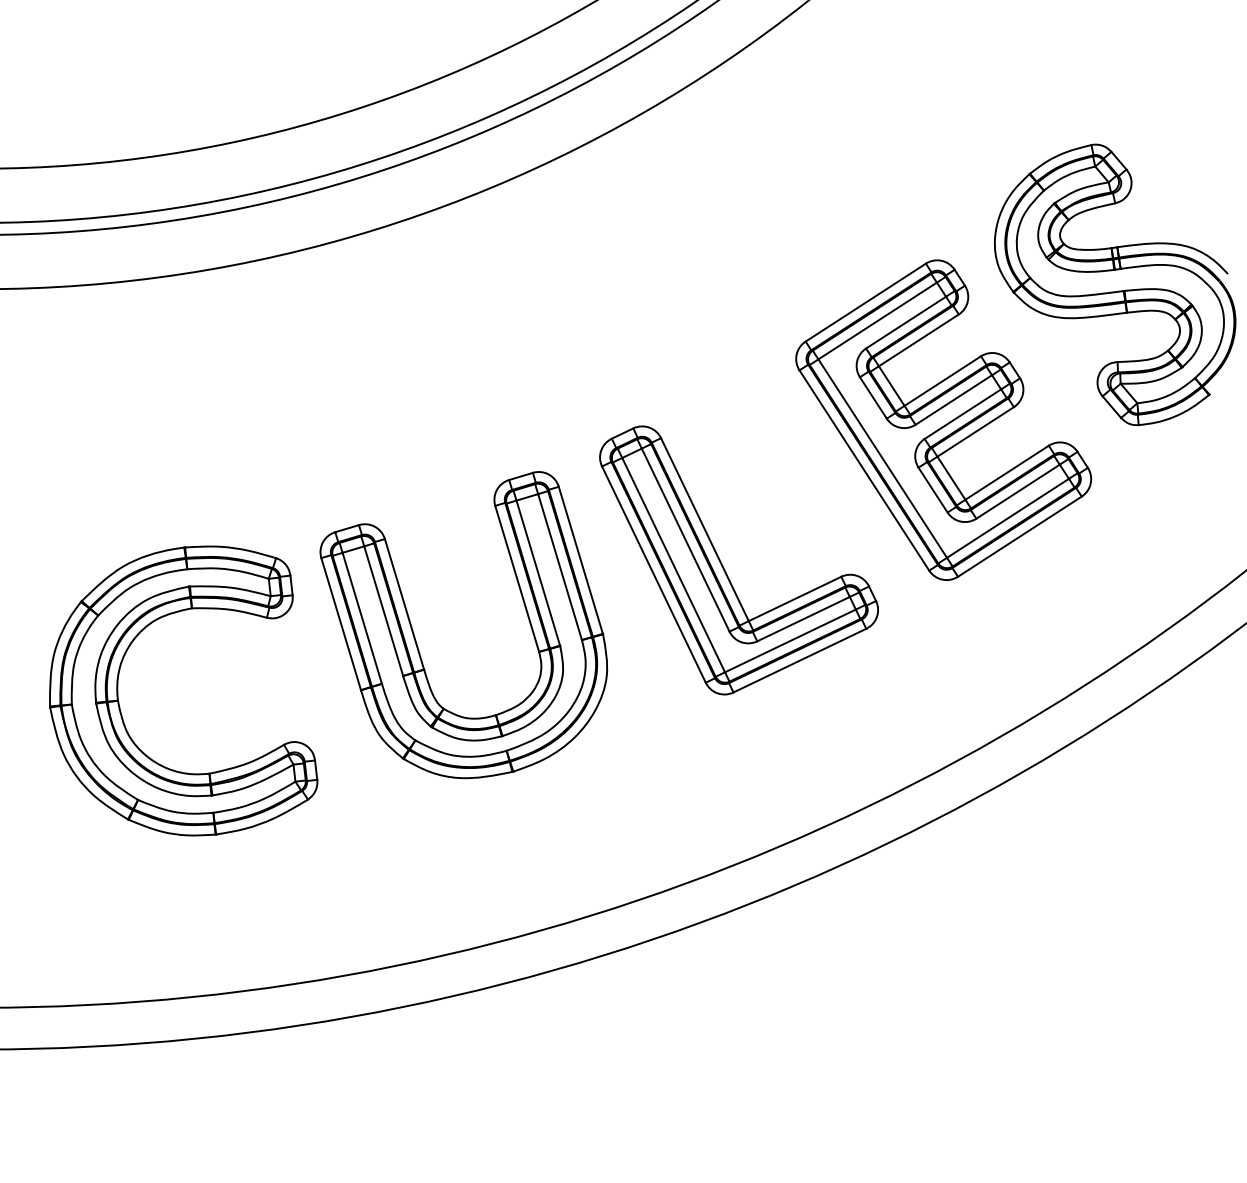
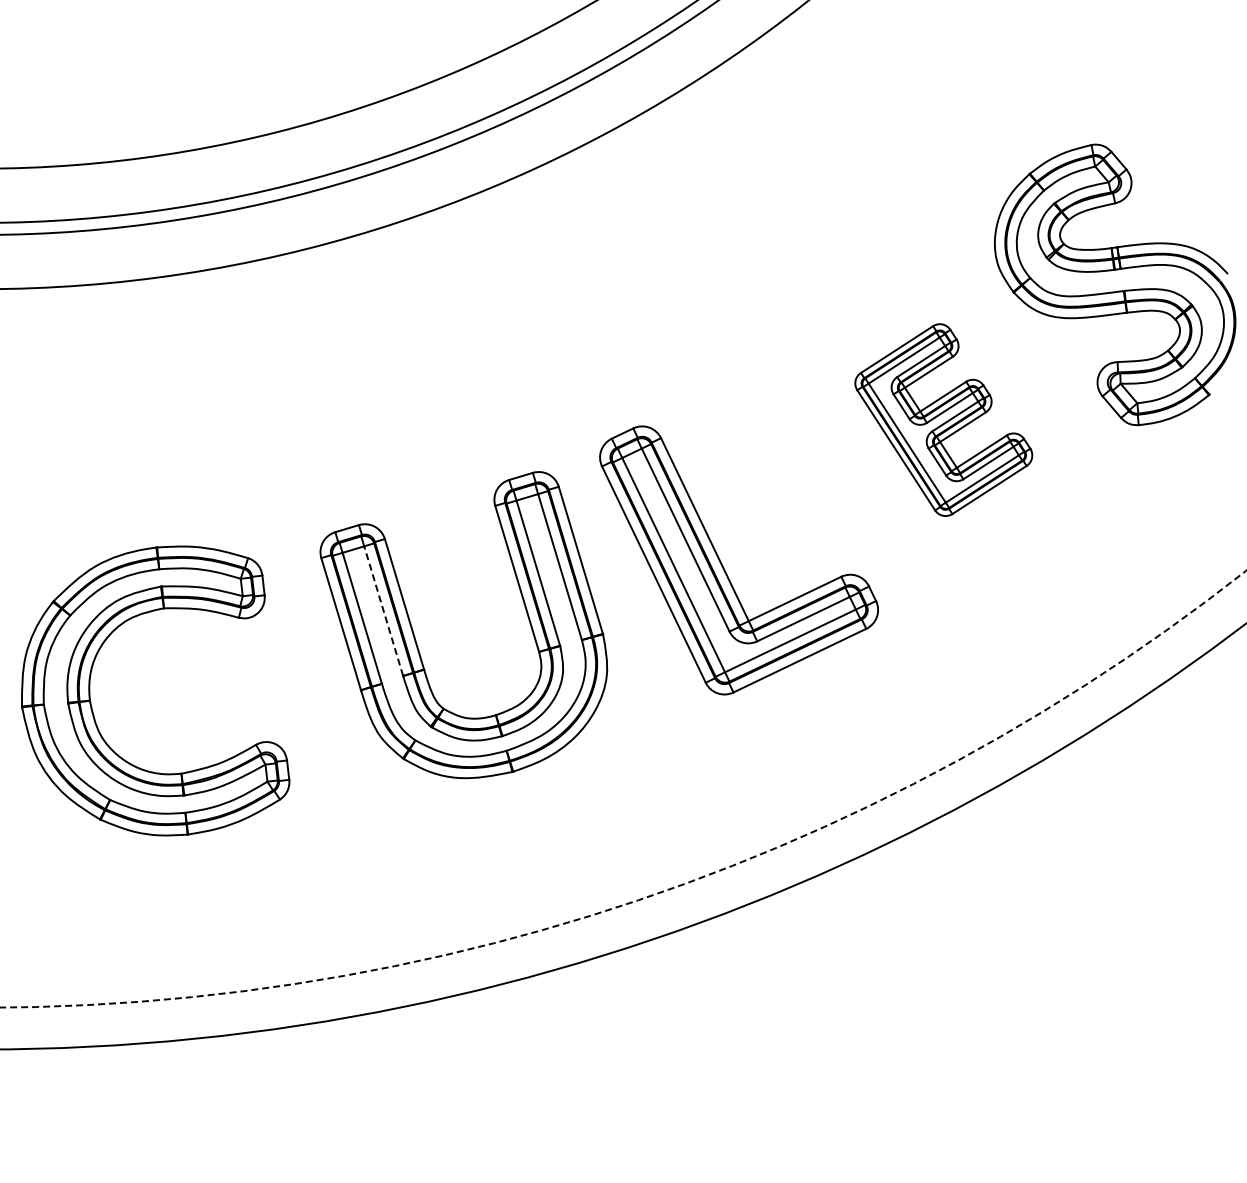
part size: 298x322 px -> 180x194 px (943, 419)
line: solid -> dashed (383, 611)
part position: (118, 690) -> (90, 690) (90, 690)
circle: solid -> dashed (623, 788)
